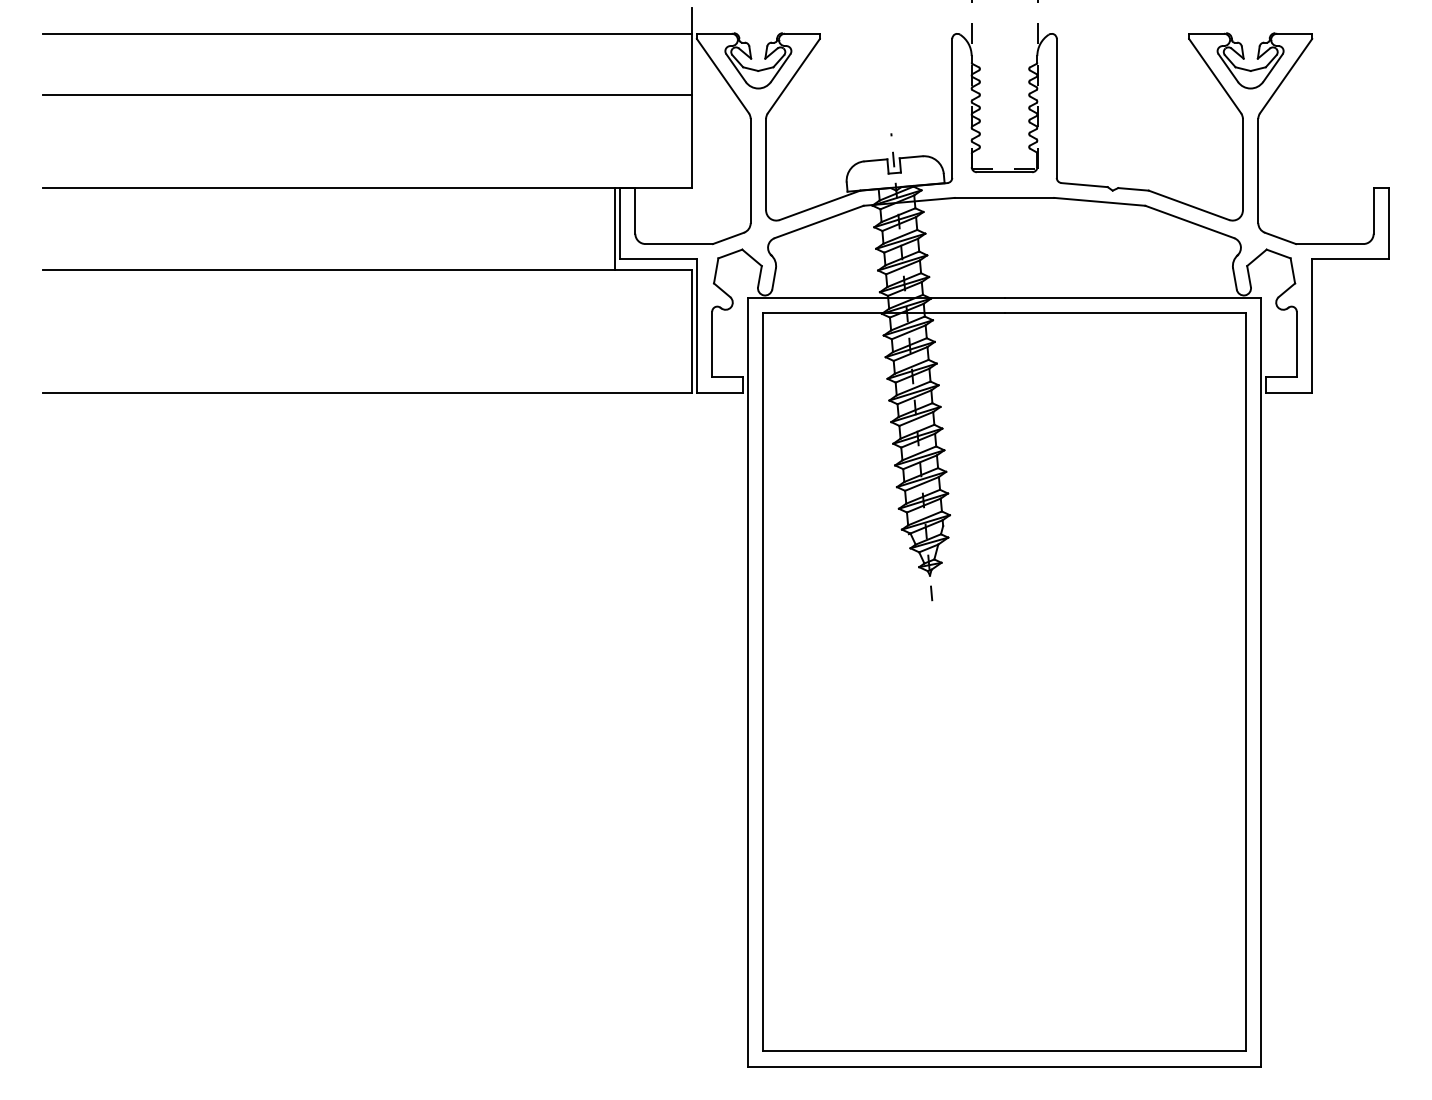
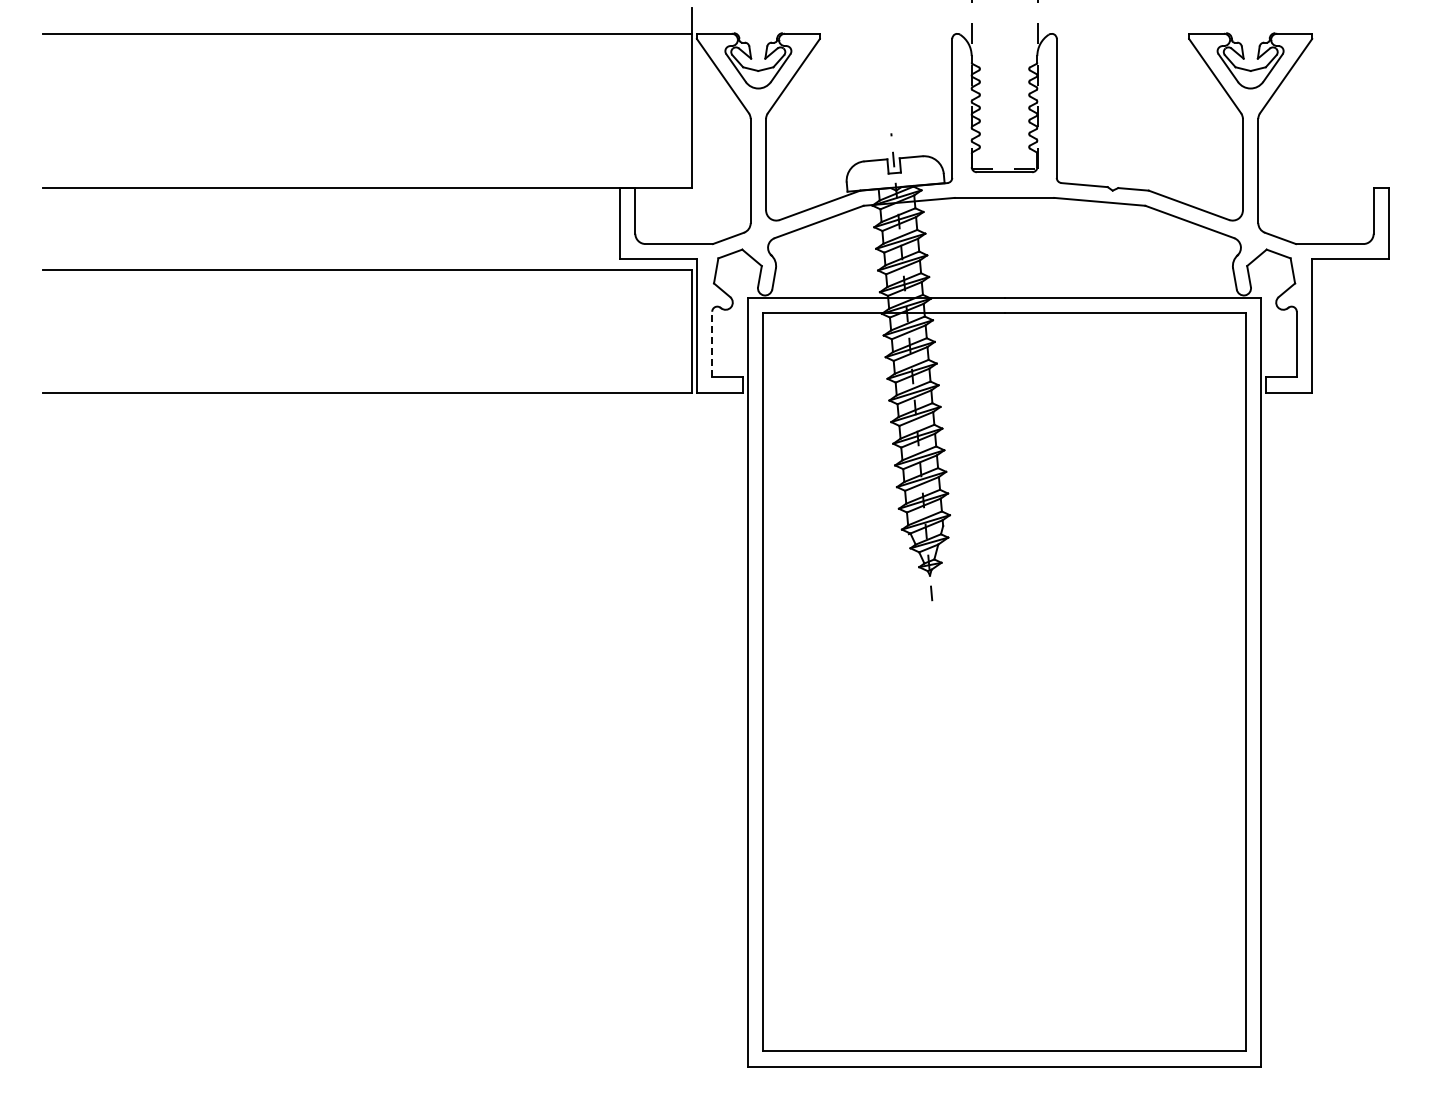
line: present -> none (366, 95)
line: present -> none (614, 228)
line: solid -> dashed (712, 344)
